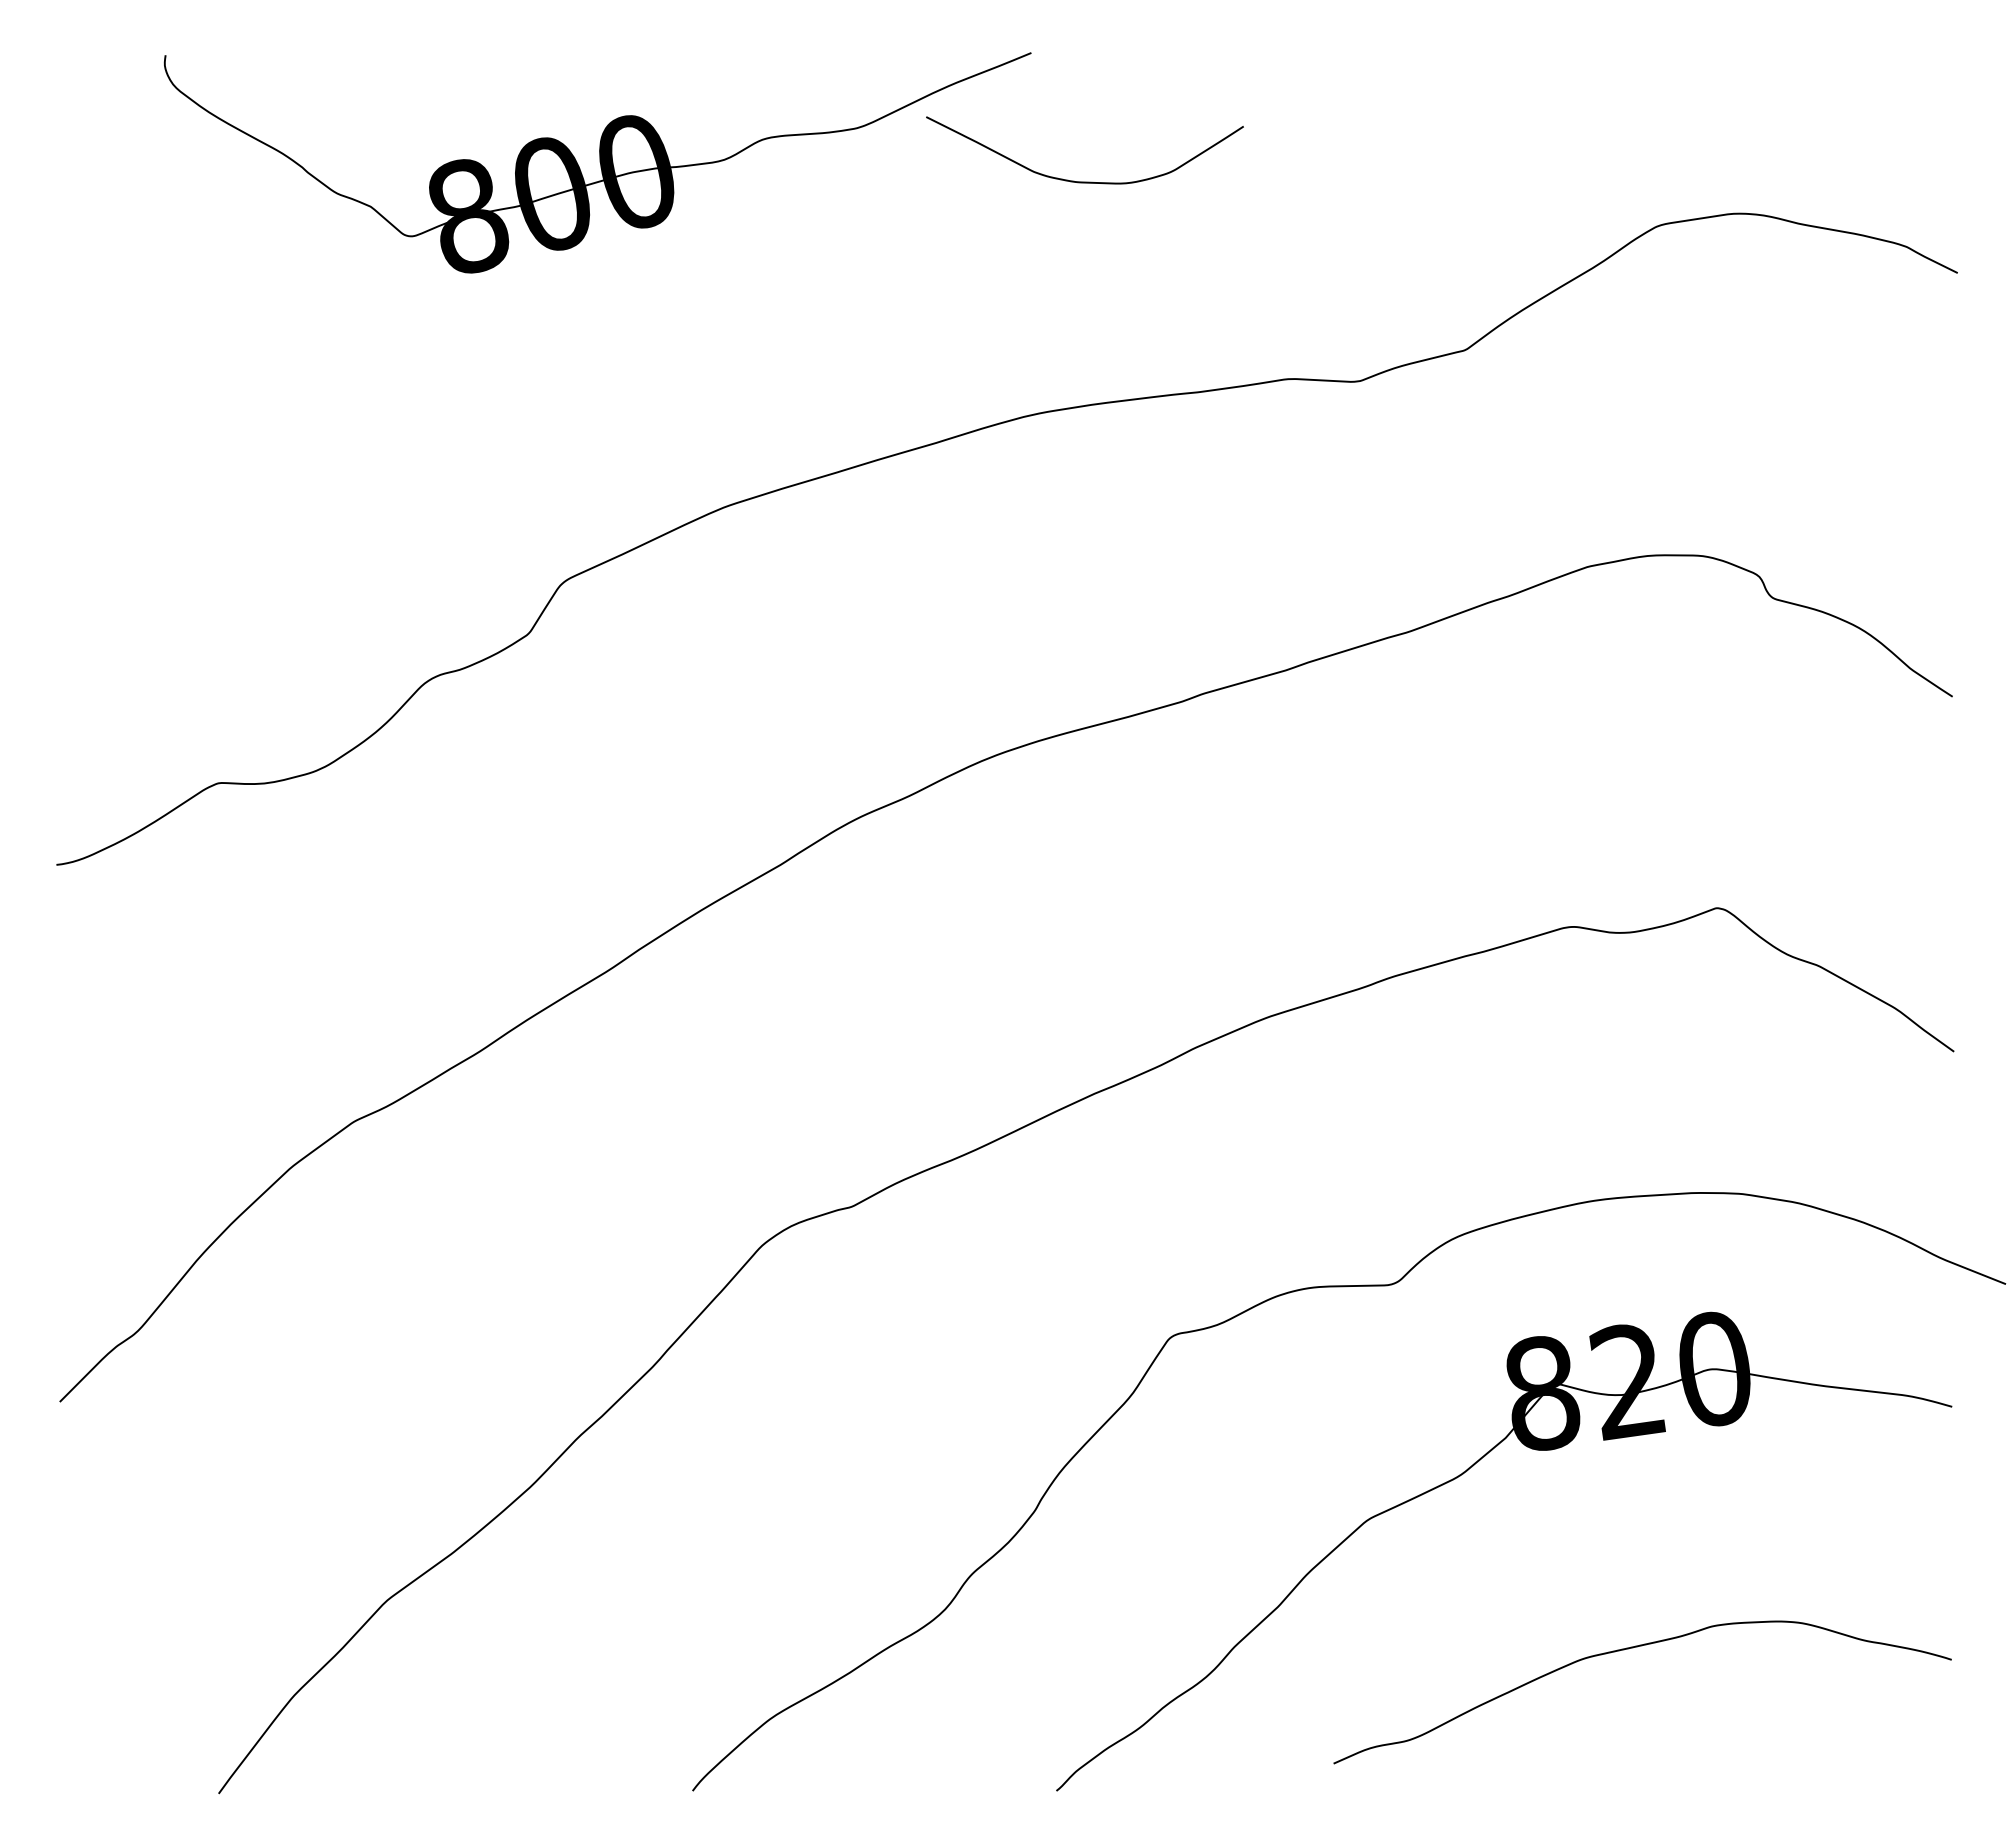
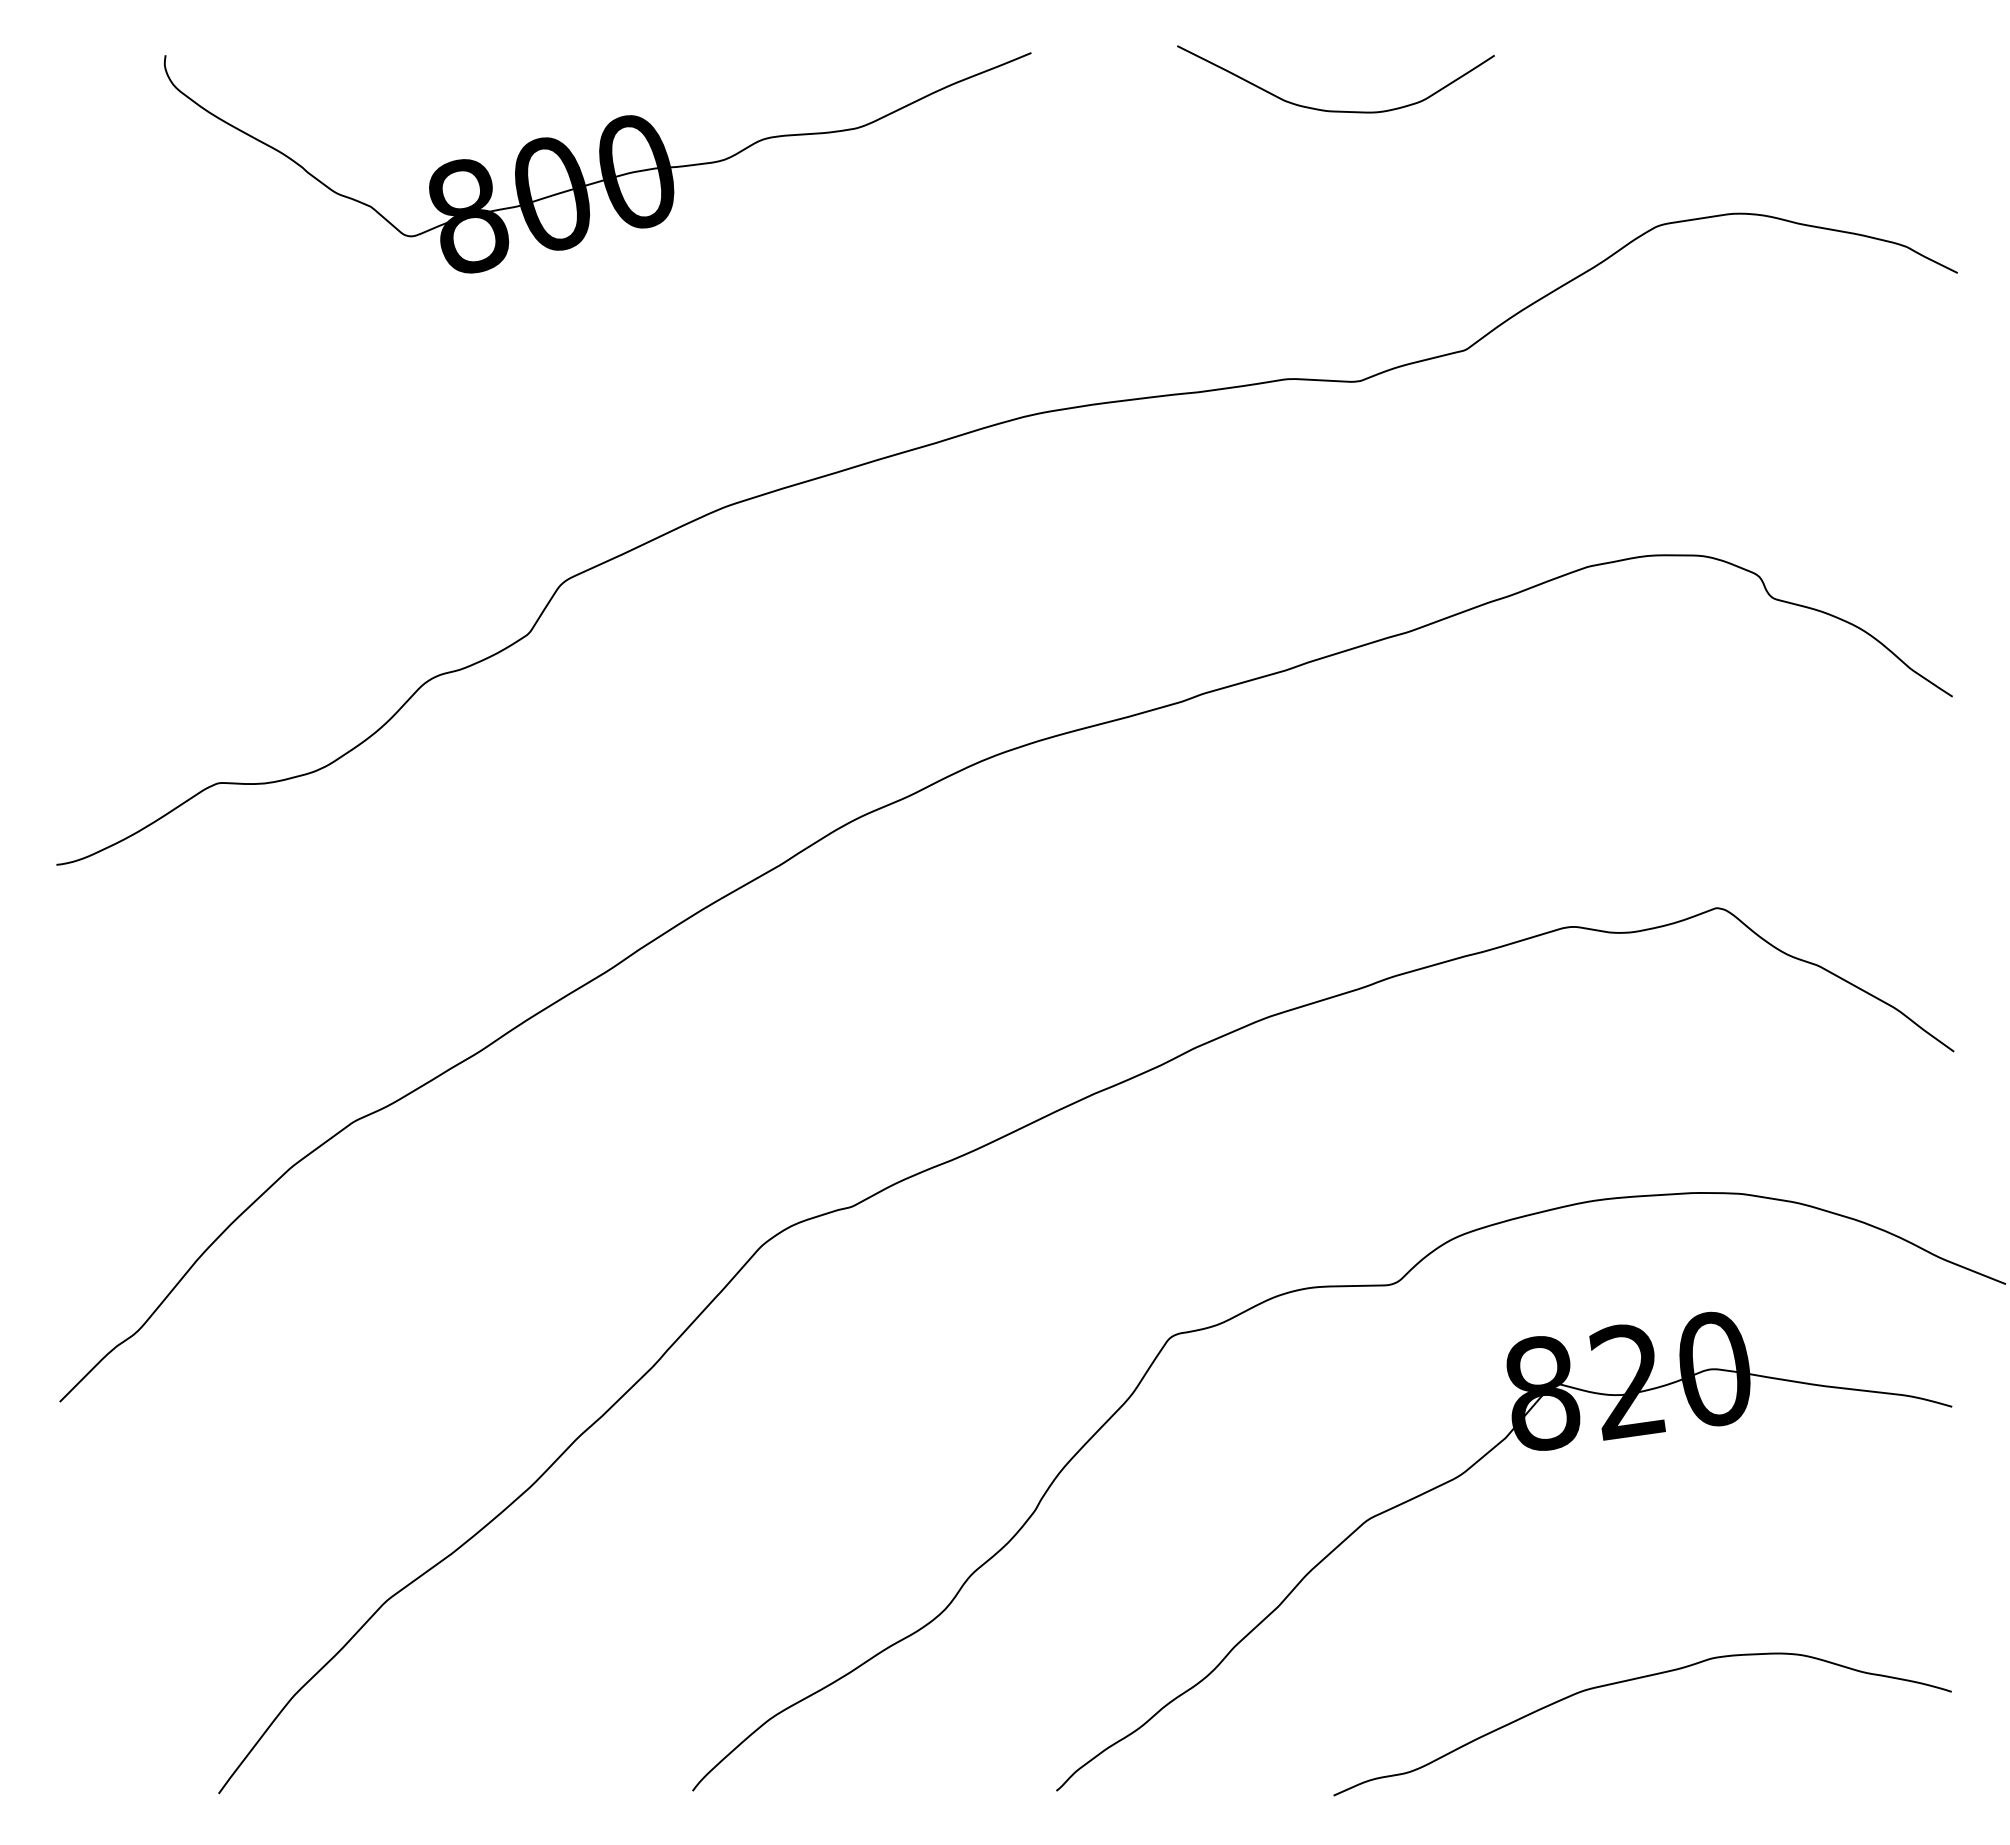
curve position: (1084, 181) -> (1335, 110) (1335, 110)
curve position: (1633, 1648) -> (1633, 1680) (1633, 1680)
